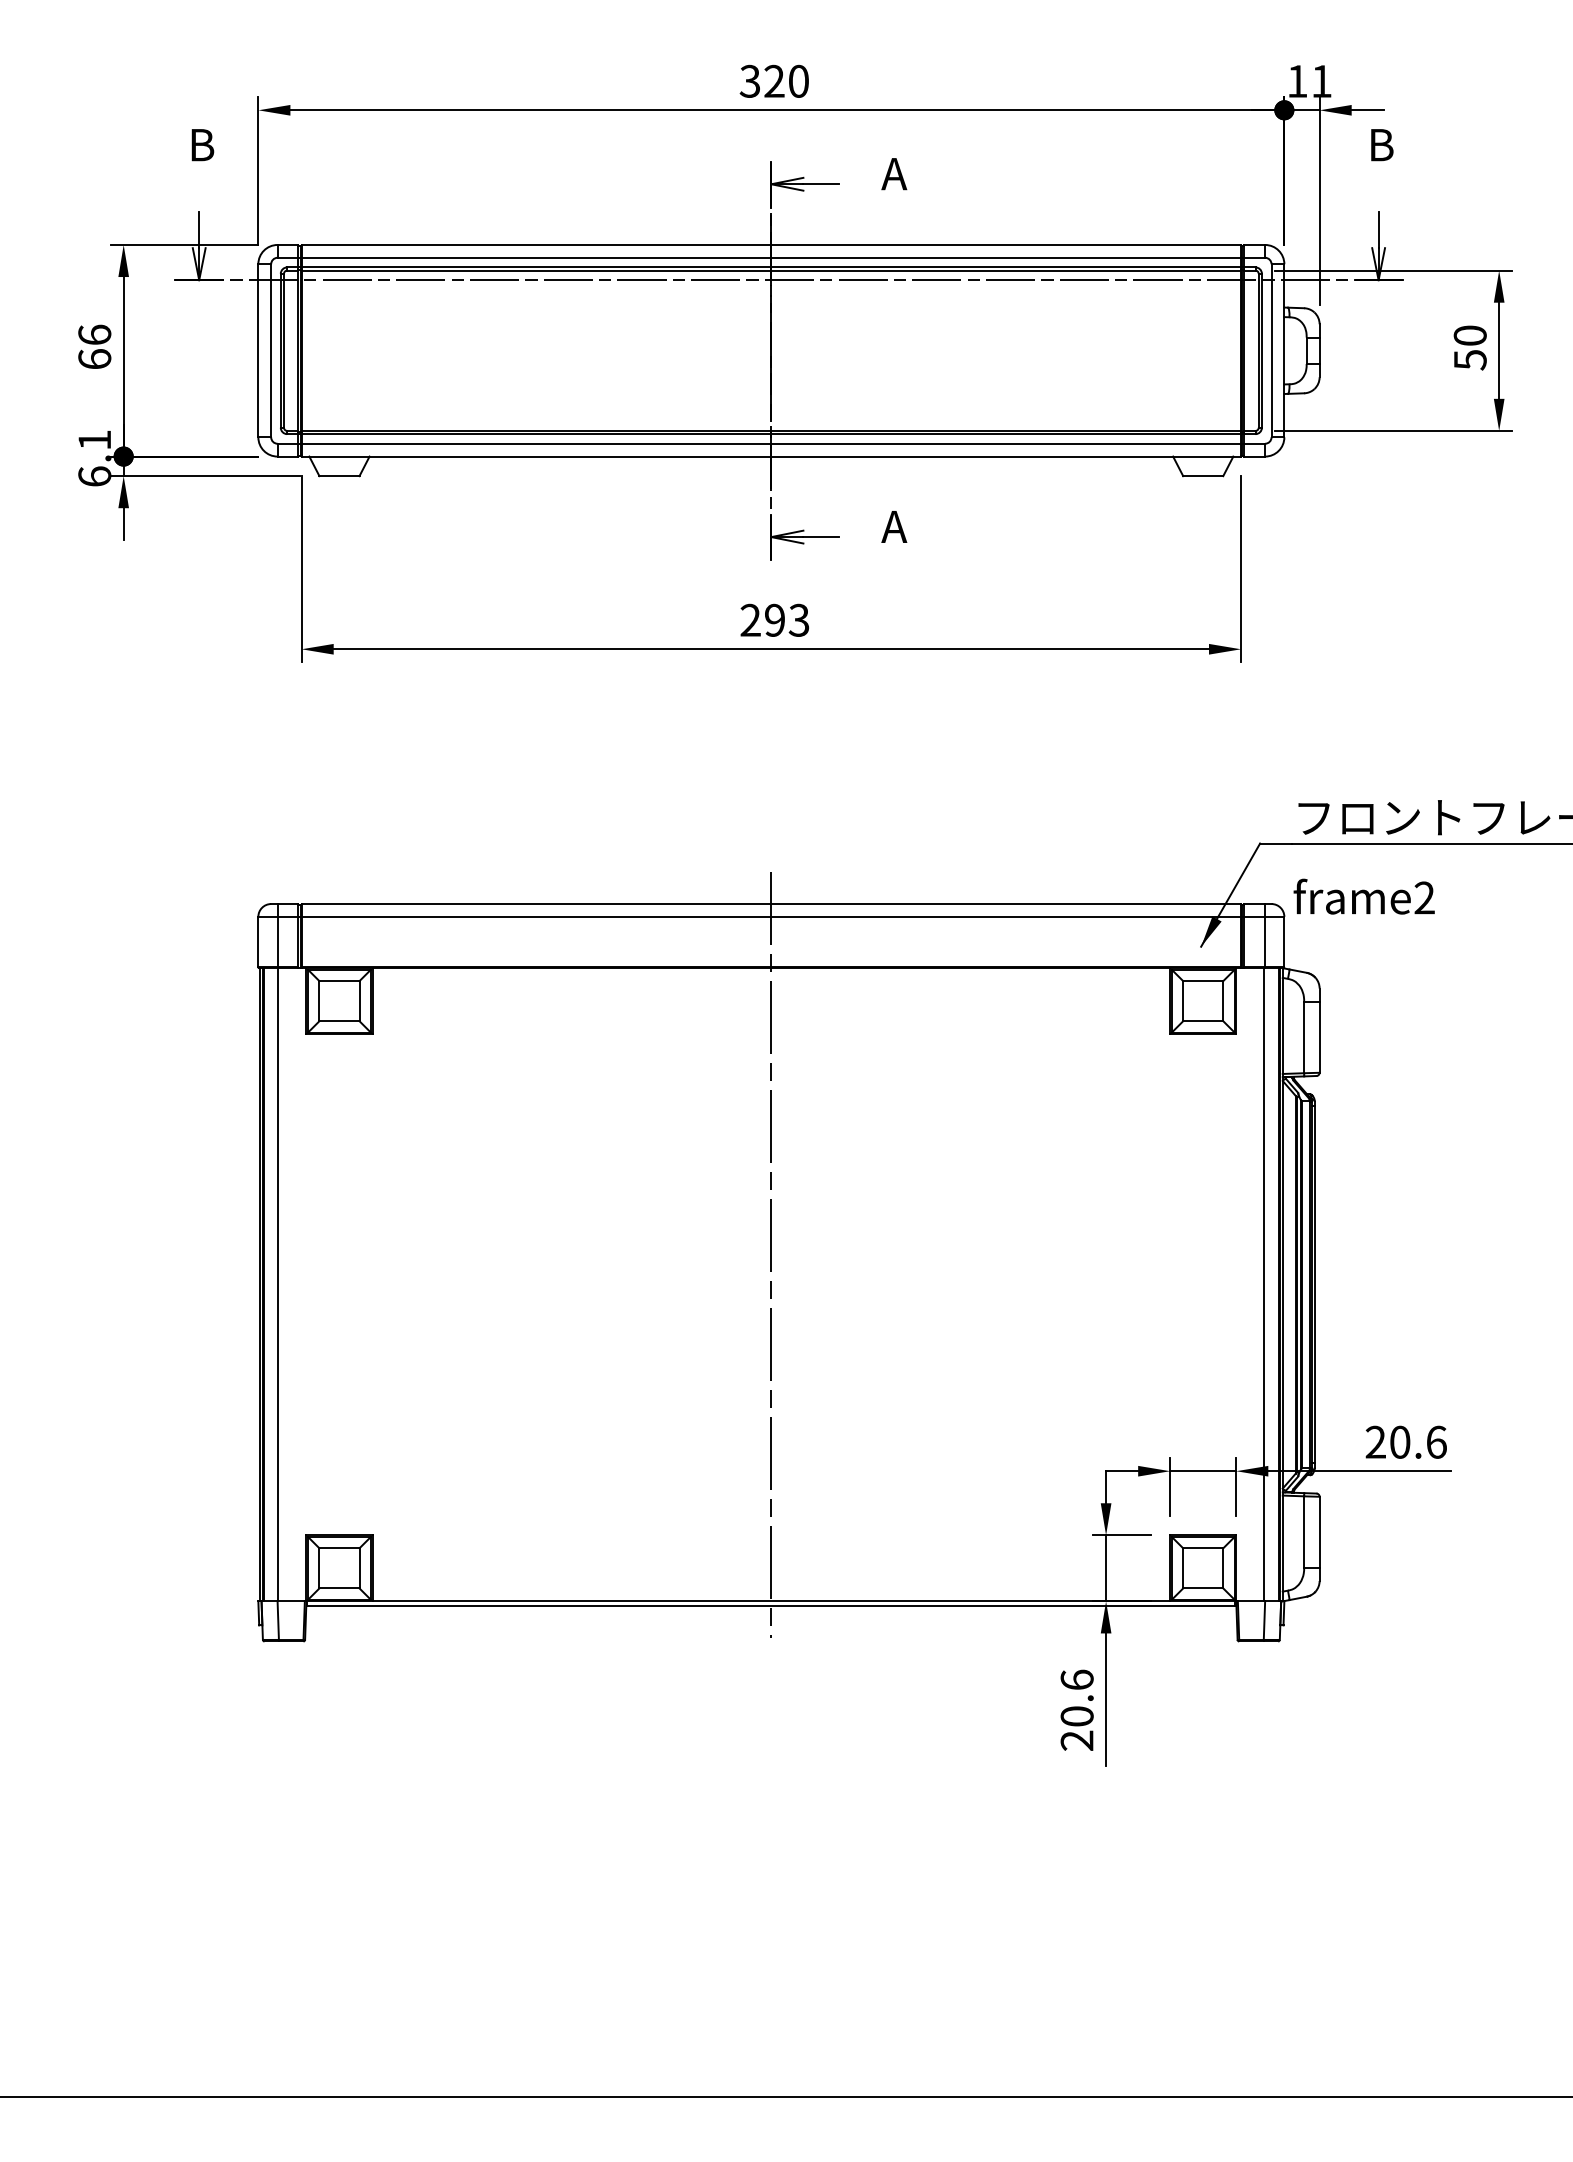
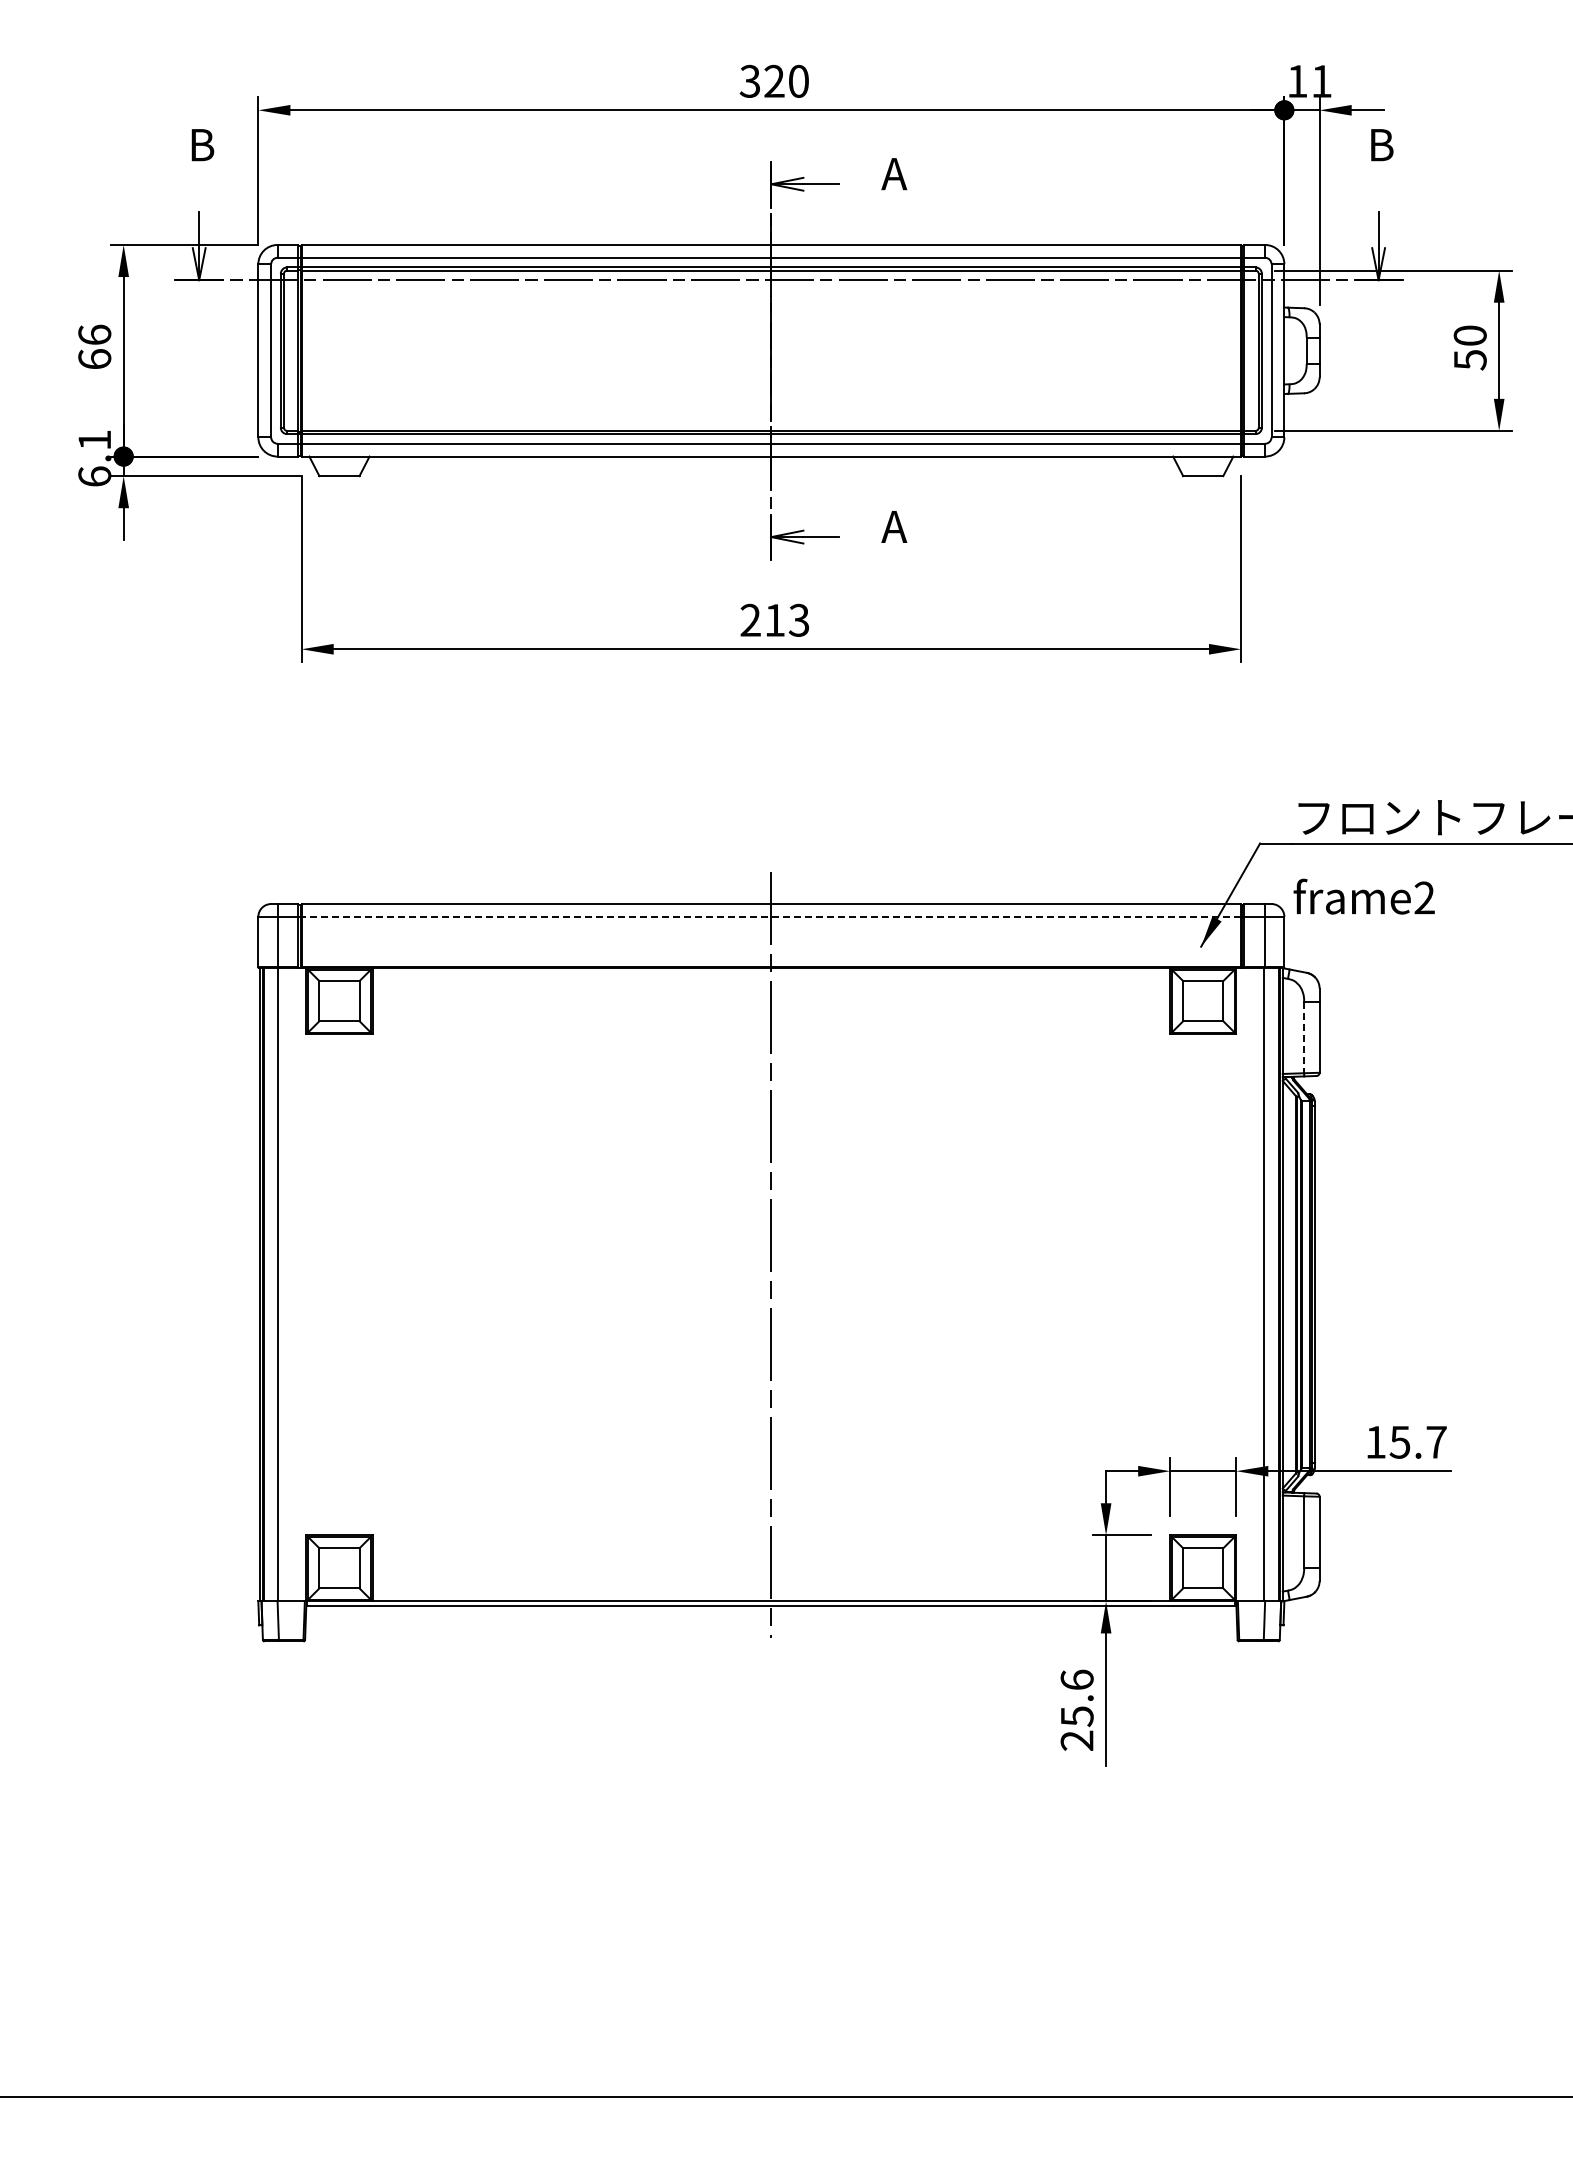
text: 293 -> 213 (774, 619)
line: solid -> dashed (771, 916)
line: solid -> dashed (1304, 1037)
text: 20.6 -> 15.7 (1405, 1441)
text: 20.6 -> 25.6 (1076, 1716)
